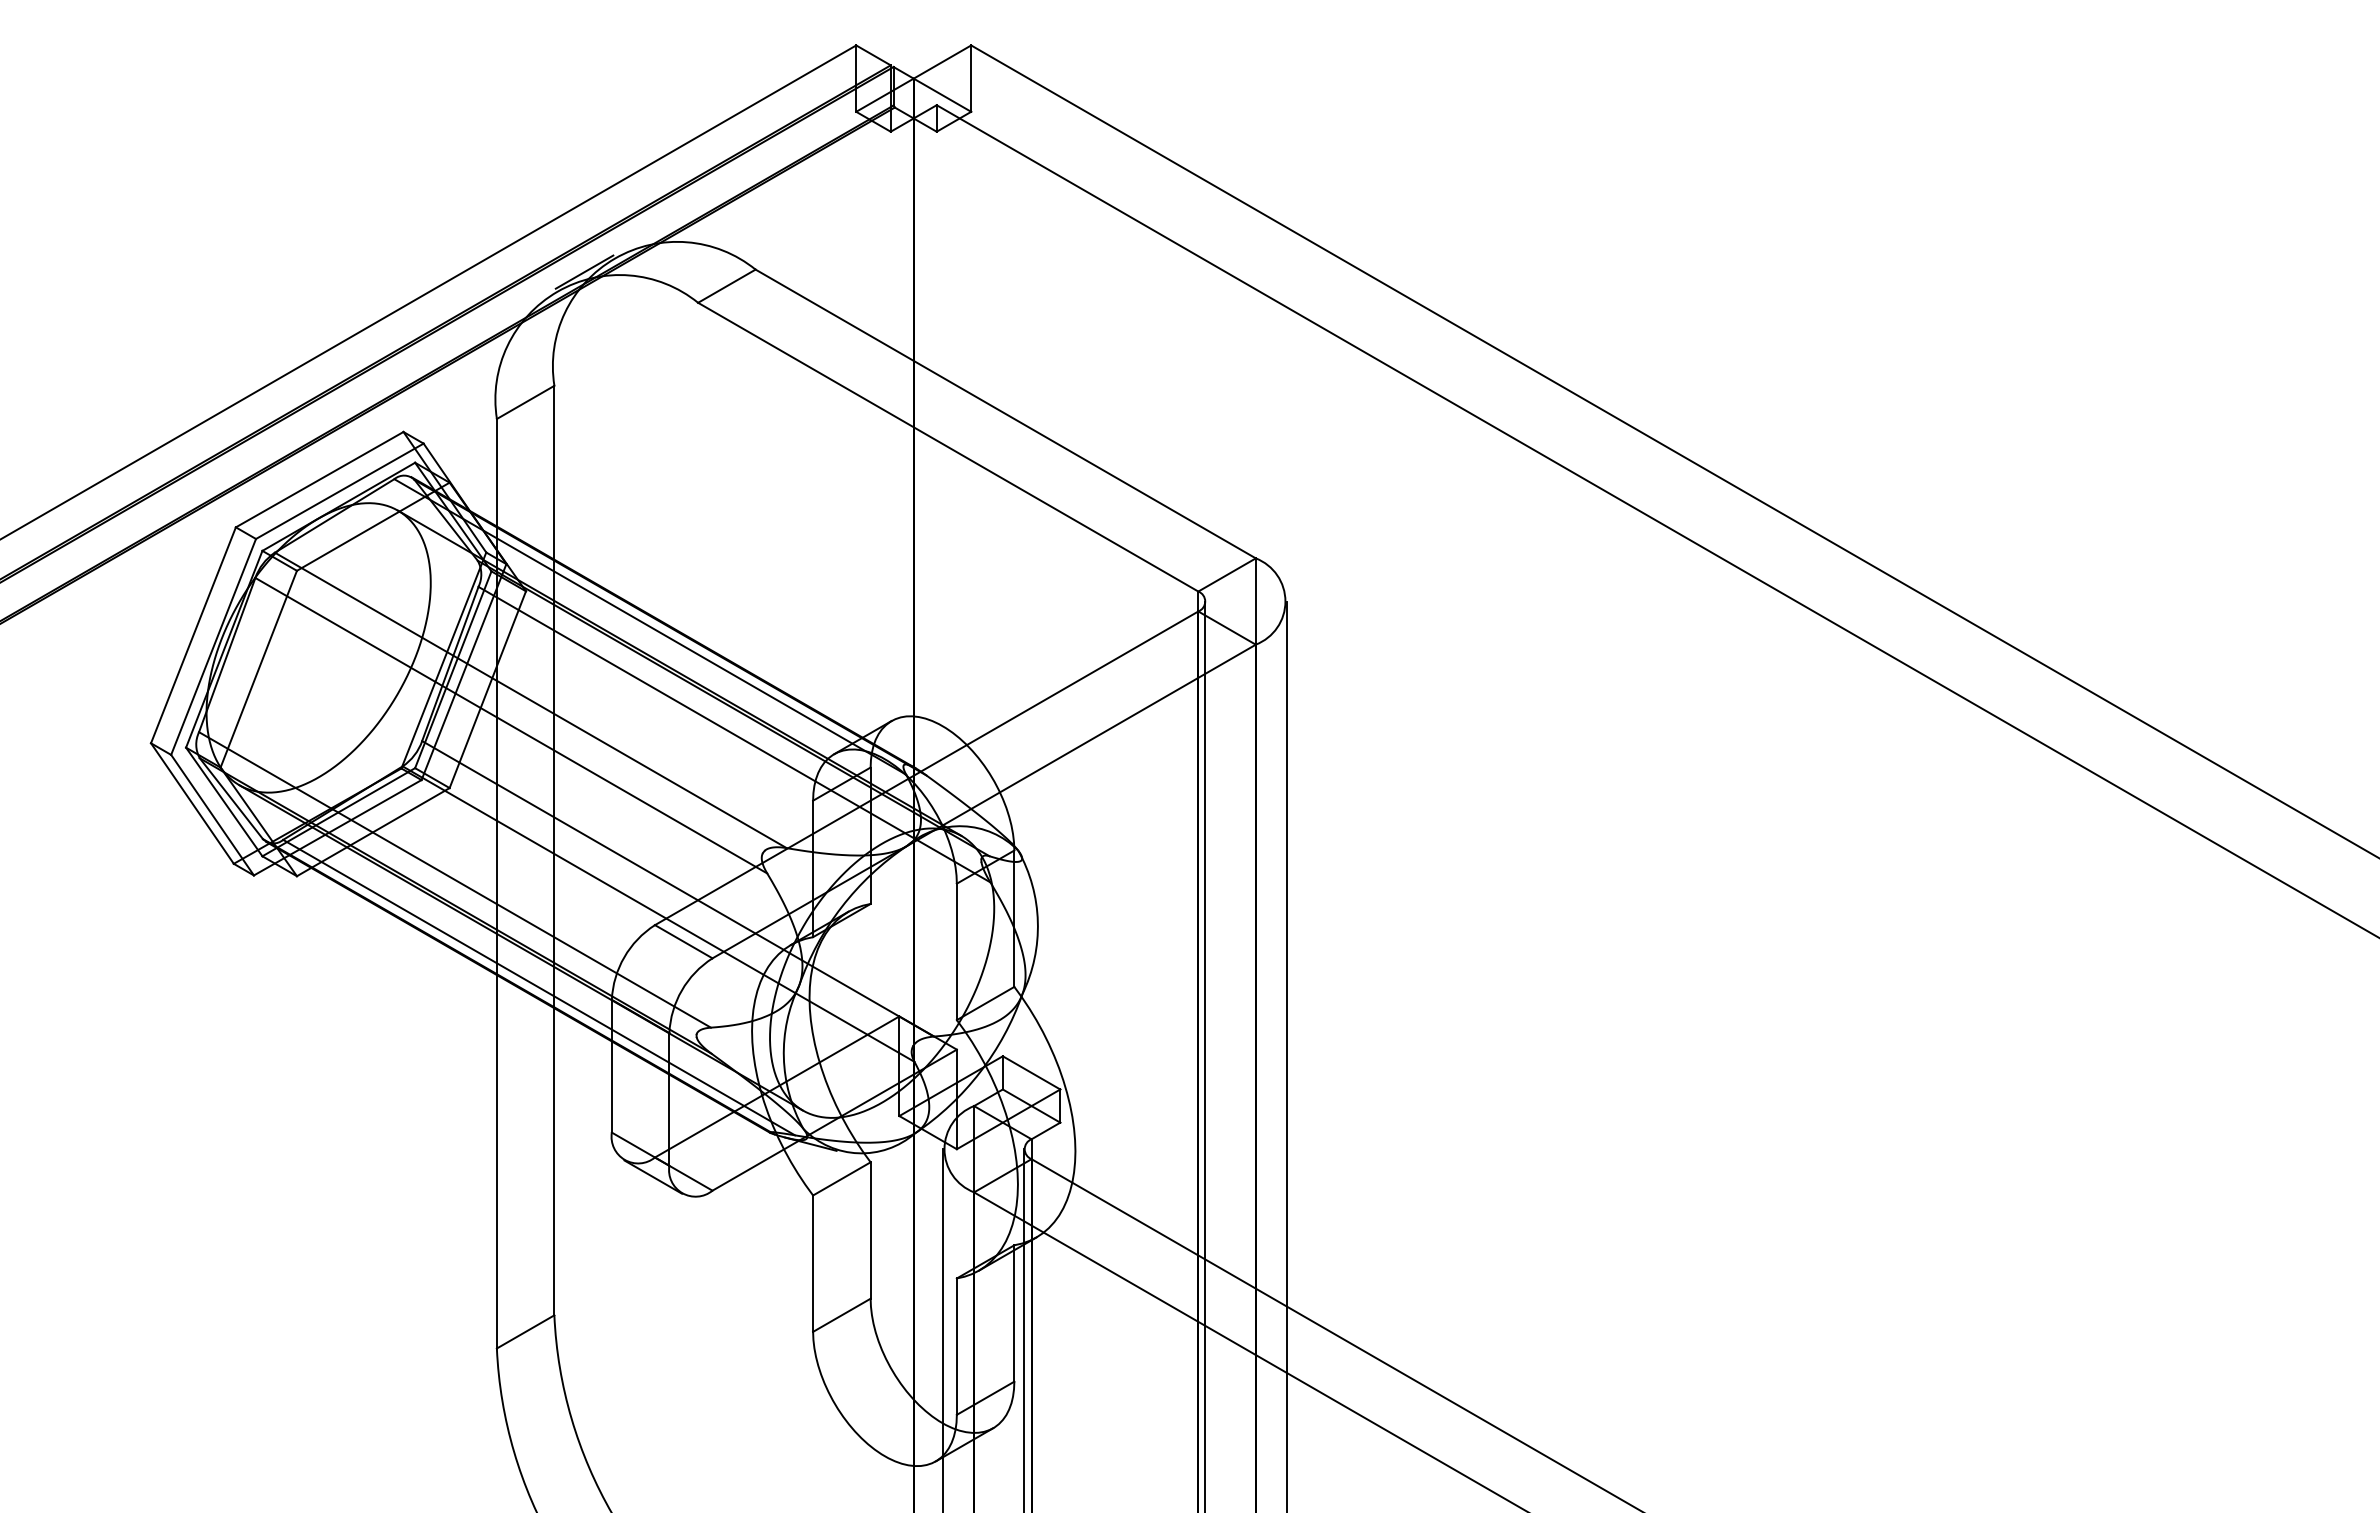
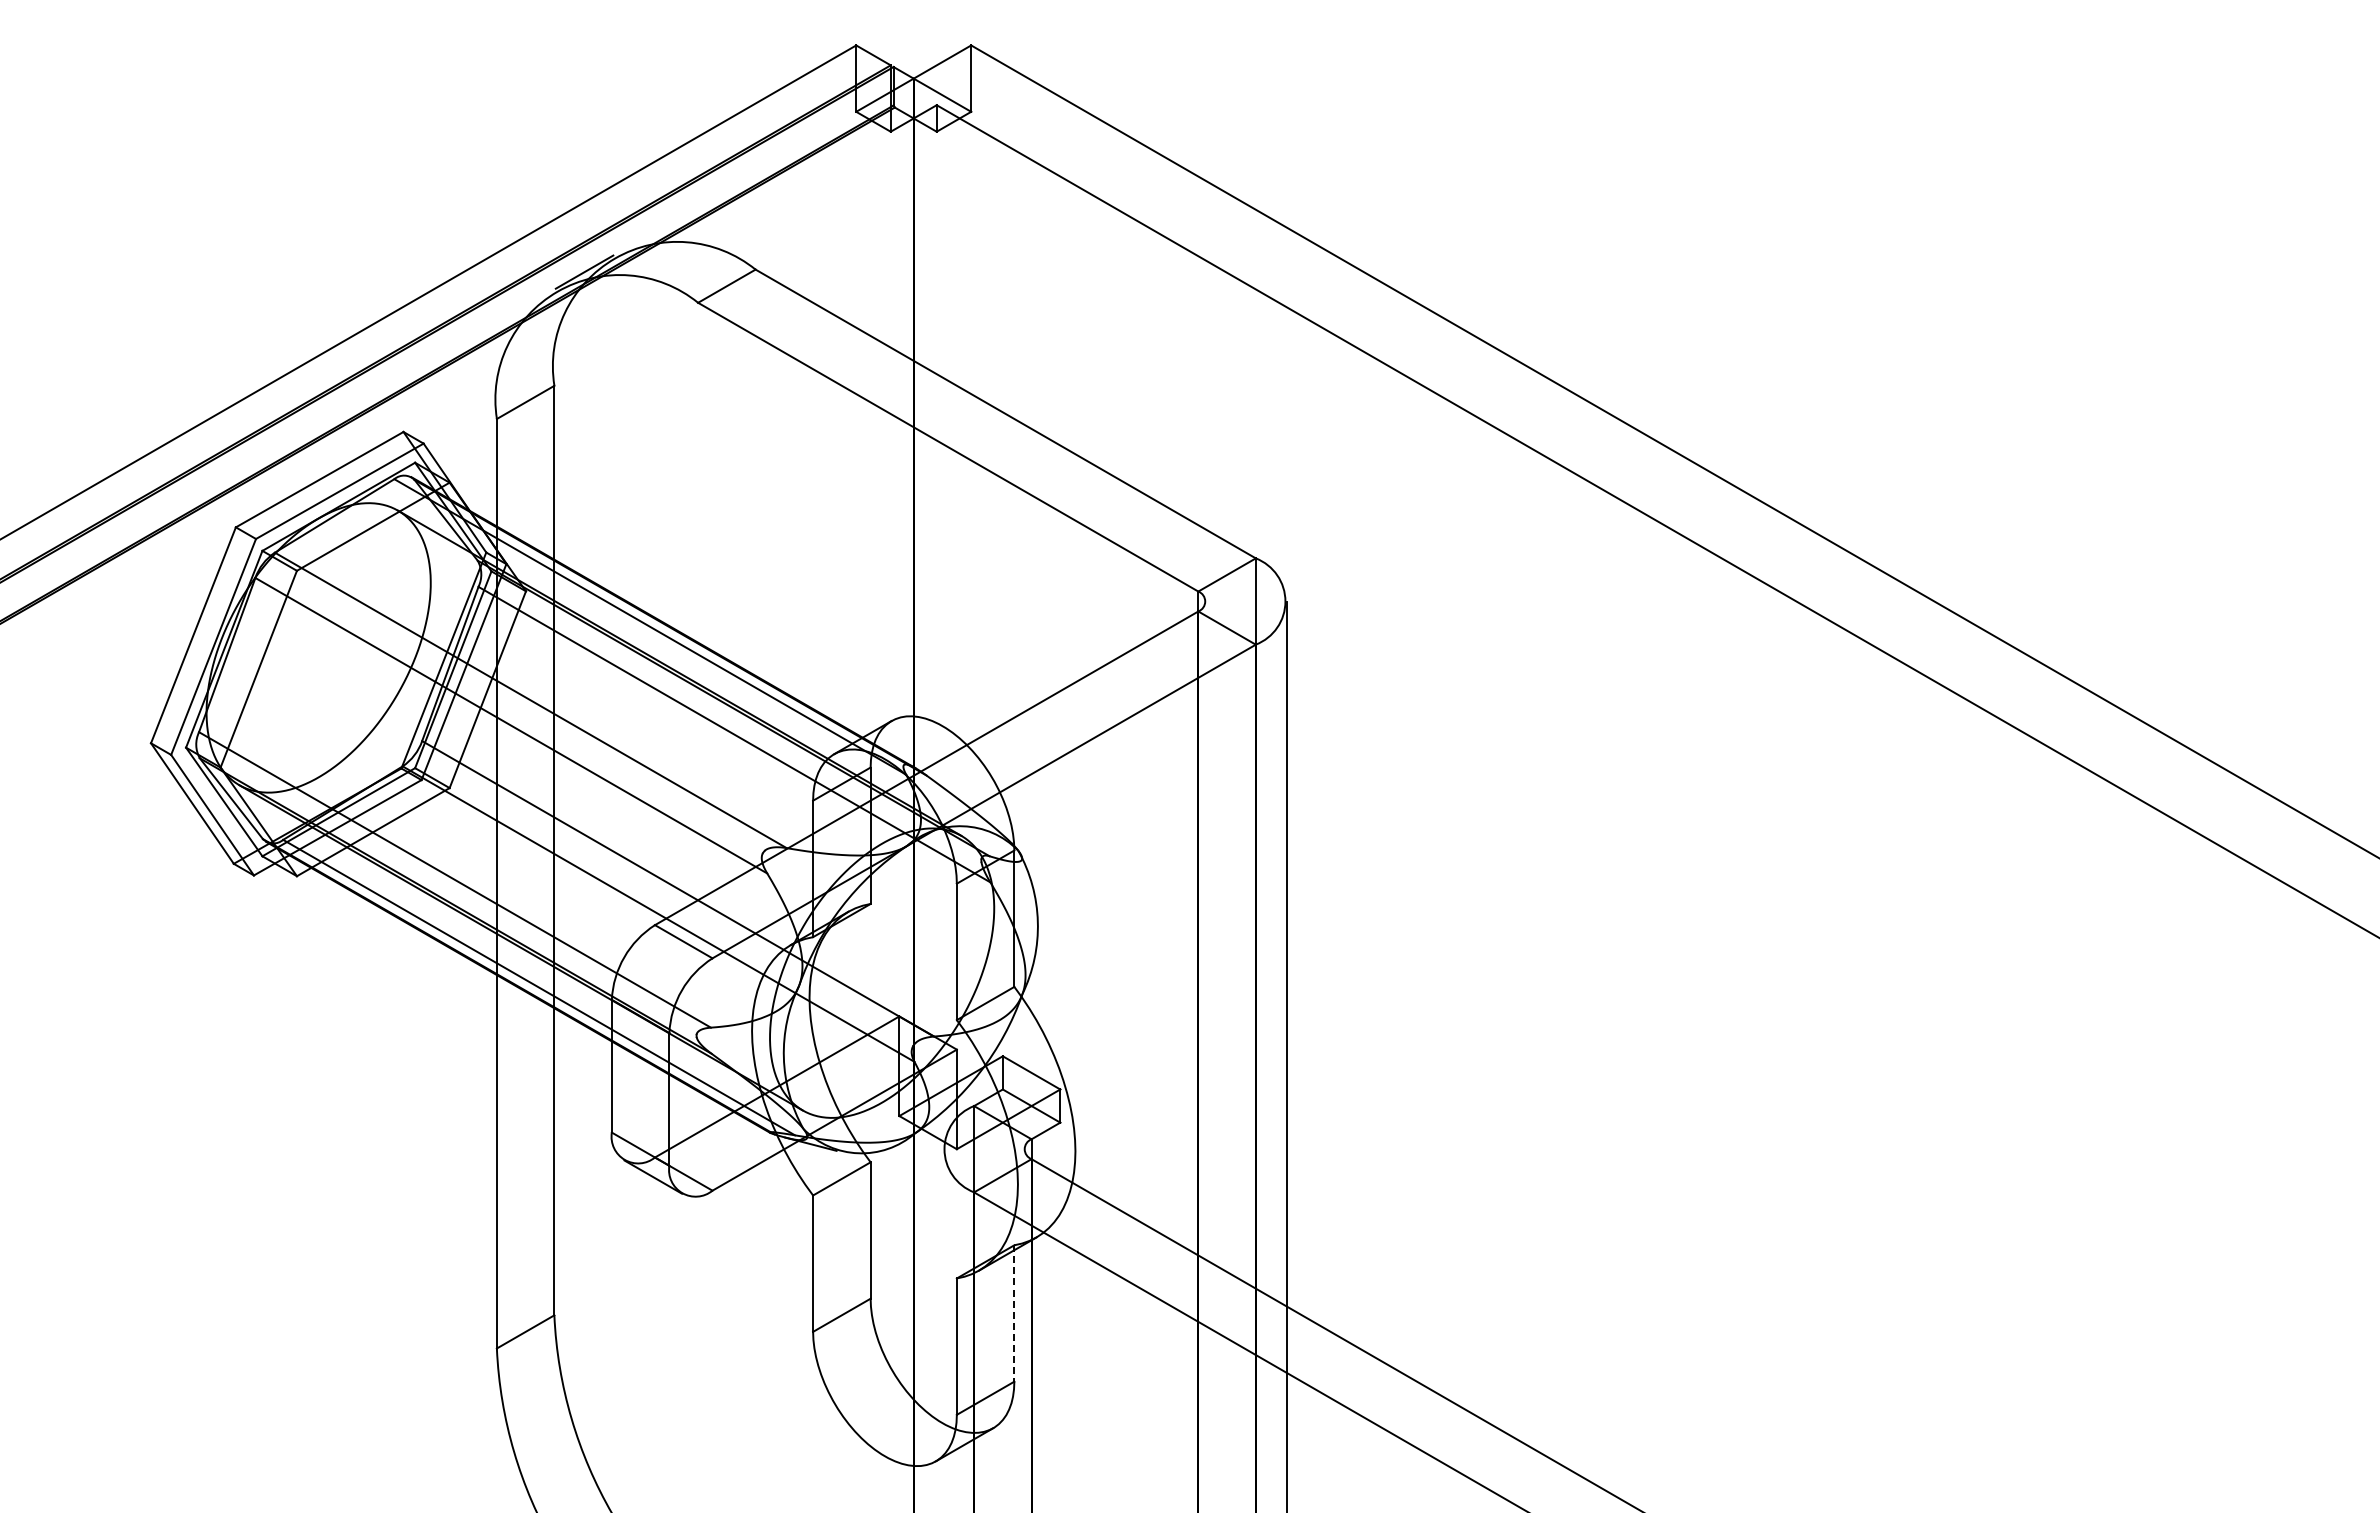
line: present -> none (1205, 1055)
line: solid -> dashed (1014, 1313)
line: present -> none (943, 1329)
line: present -> none (1024, 1329)
